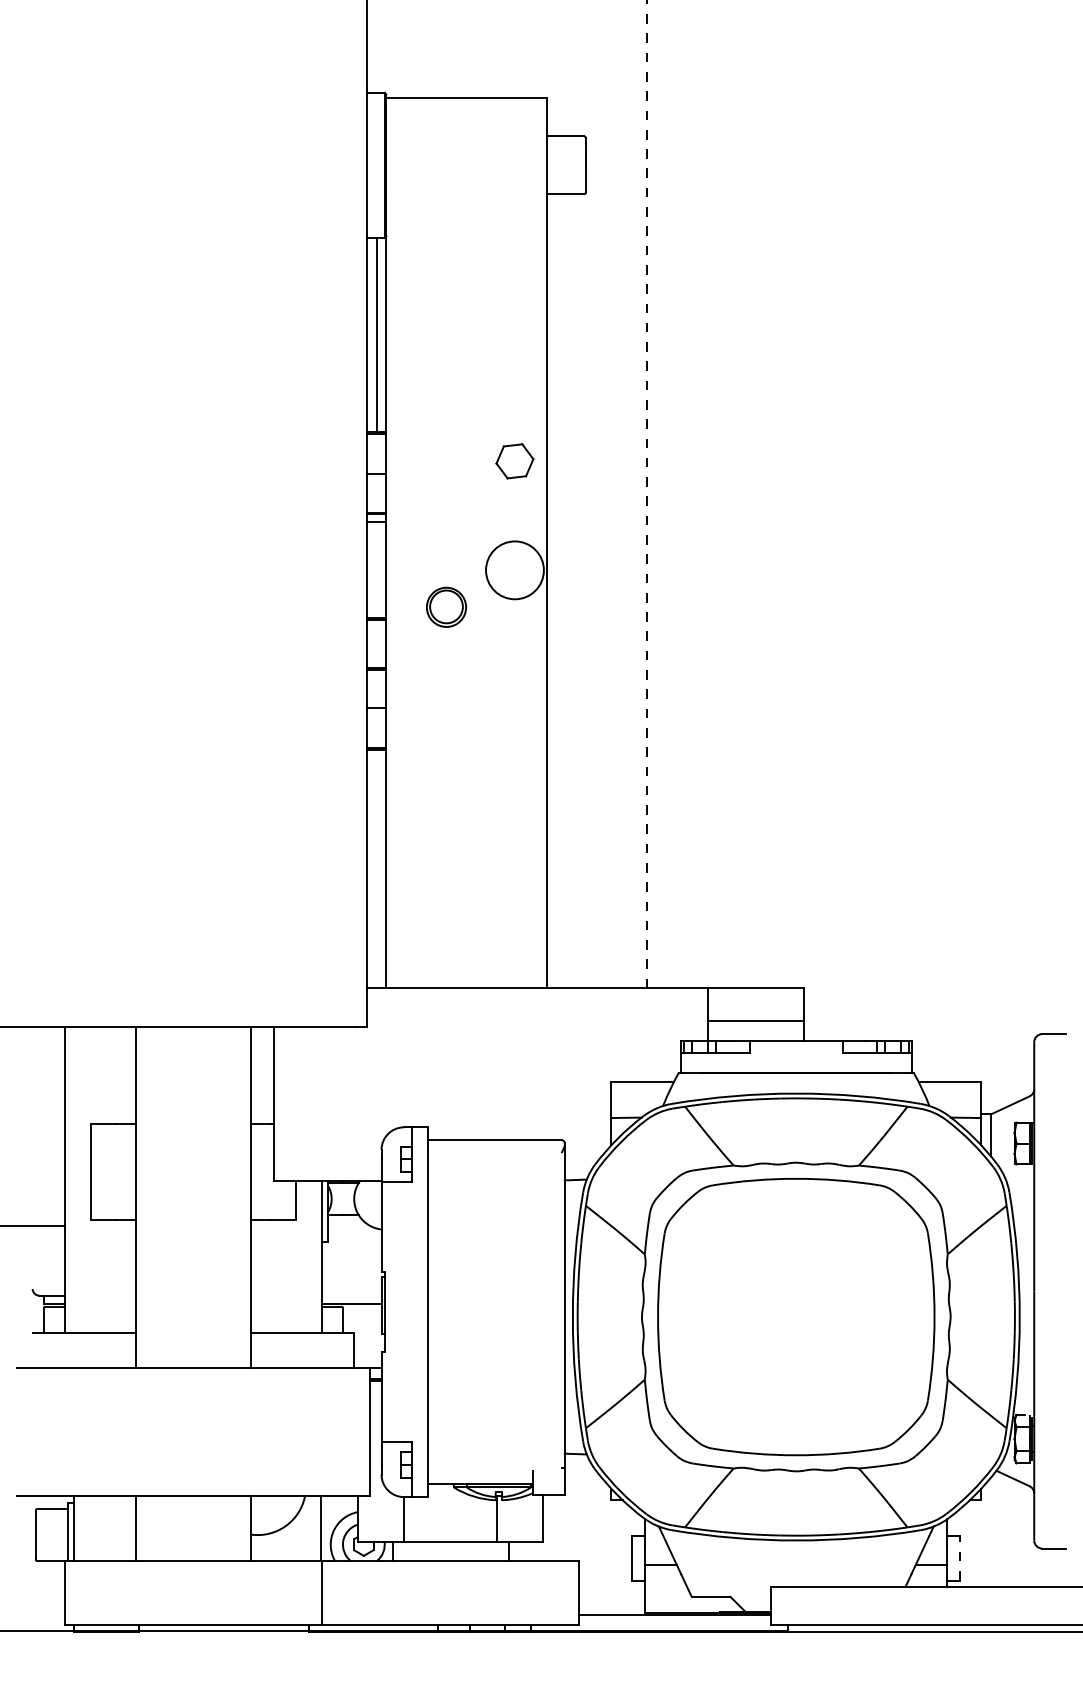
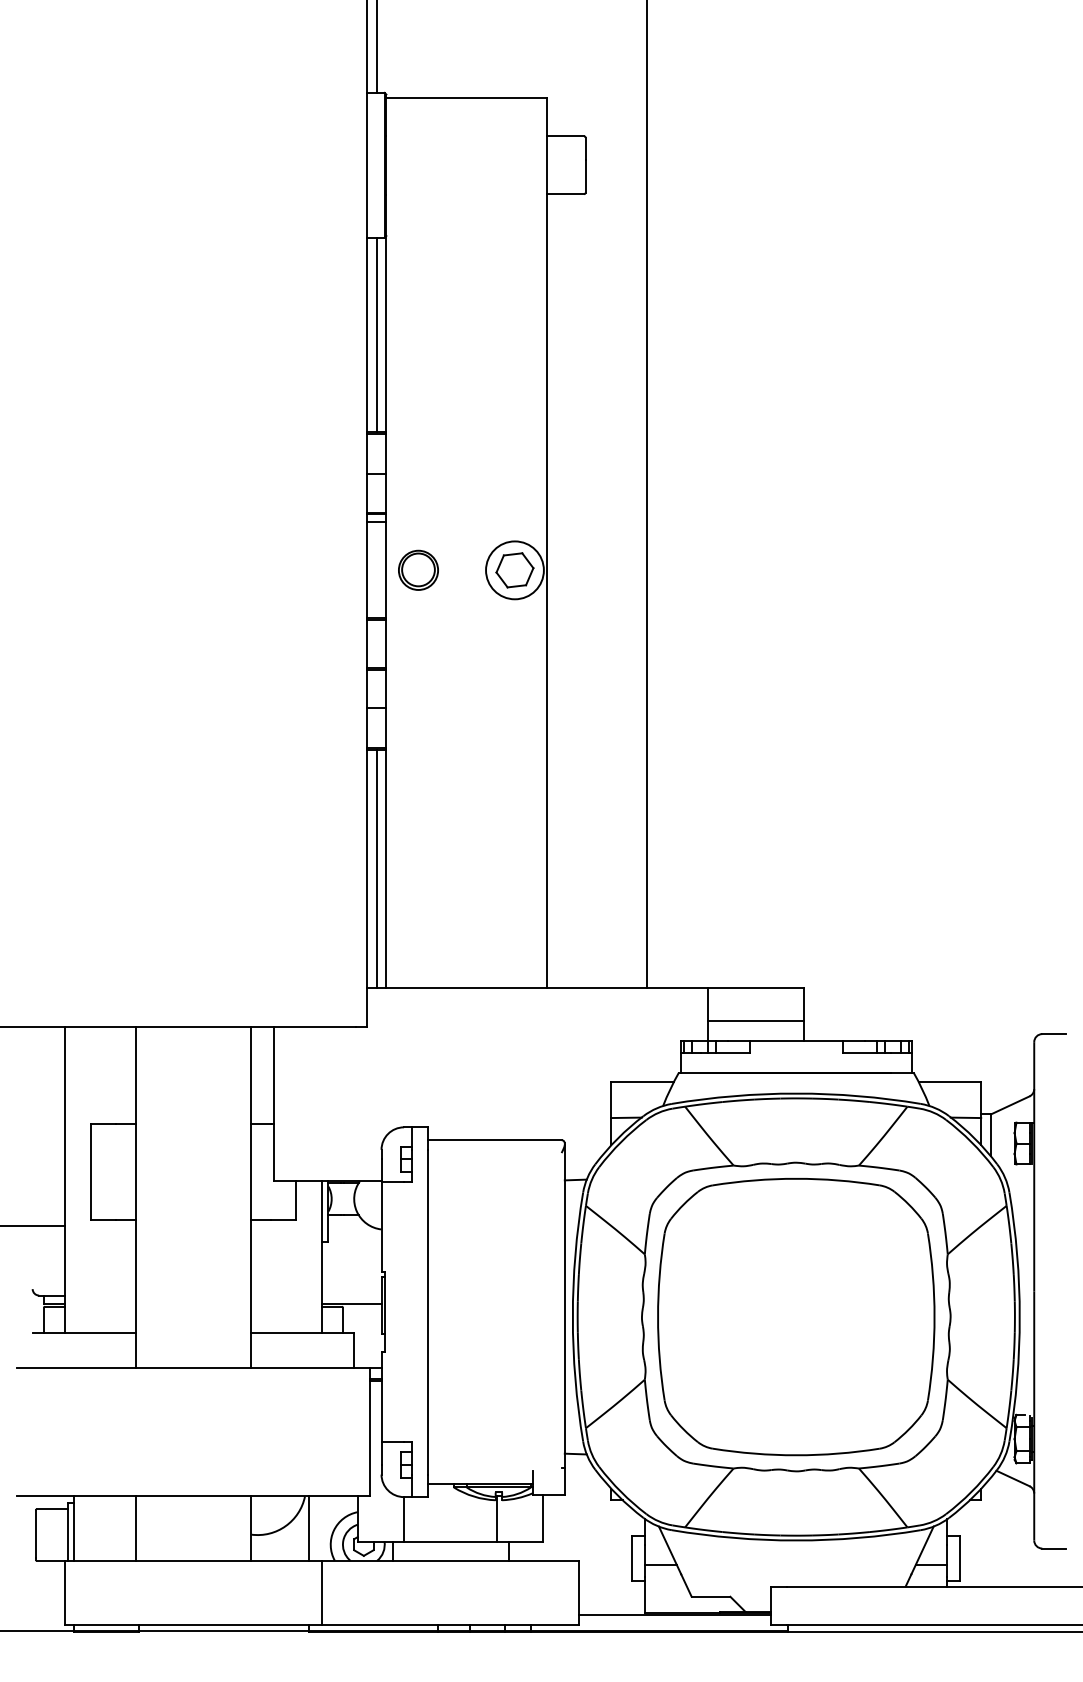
line: none -> present (376, 47)
part position: (514, 461) -> (514, 570) (514, 570)
line: dashed -> solid (646, 494)
part position: (446, 606) -> (418, 569) (418, 569)
line: none -> present (376, 868)
line position: (321, 1528) -> (309, 1528) (309, 1528)
line: dashed -> solid (960, 1558)
